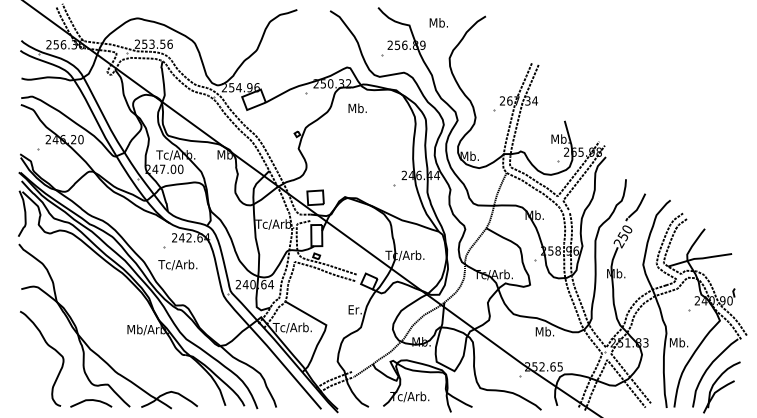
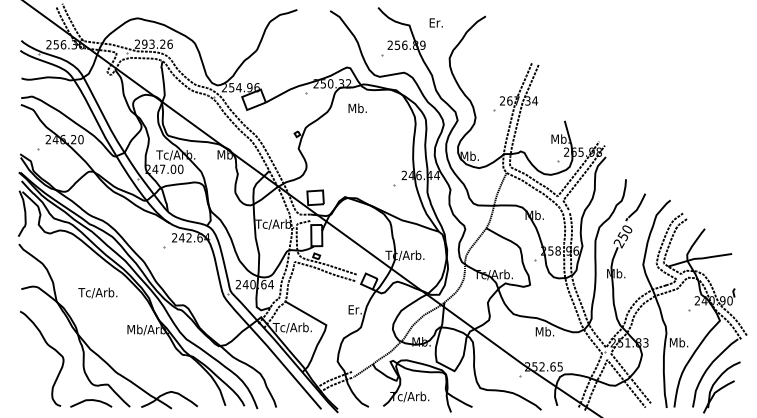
text: Mb. -> Er. (438, 22)
text: 253.56 -> 293.26 (153, 43)
text position: (177, 264) -> (97, 292) (97, 292)
